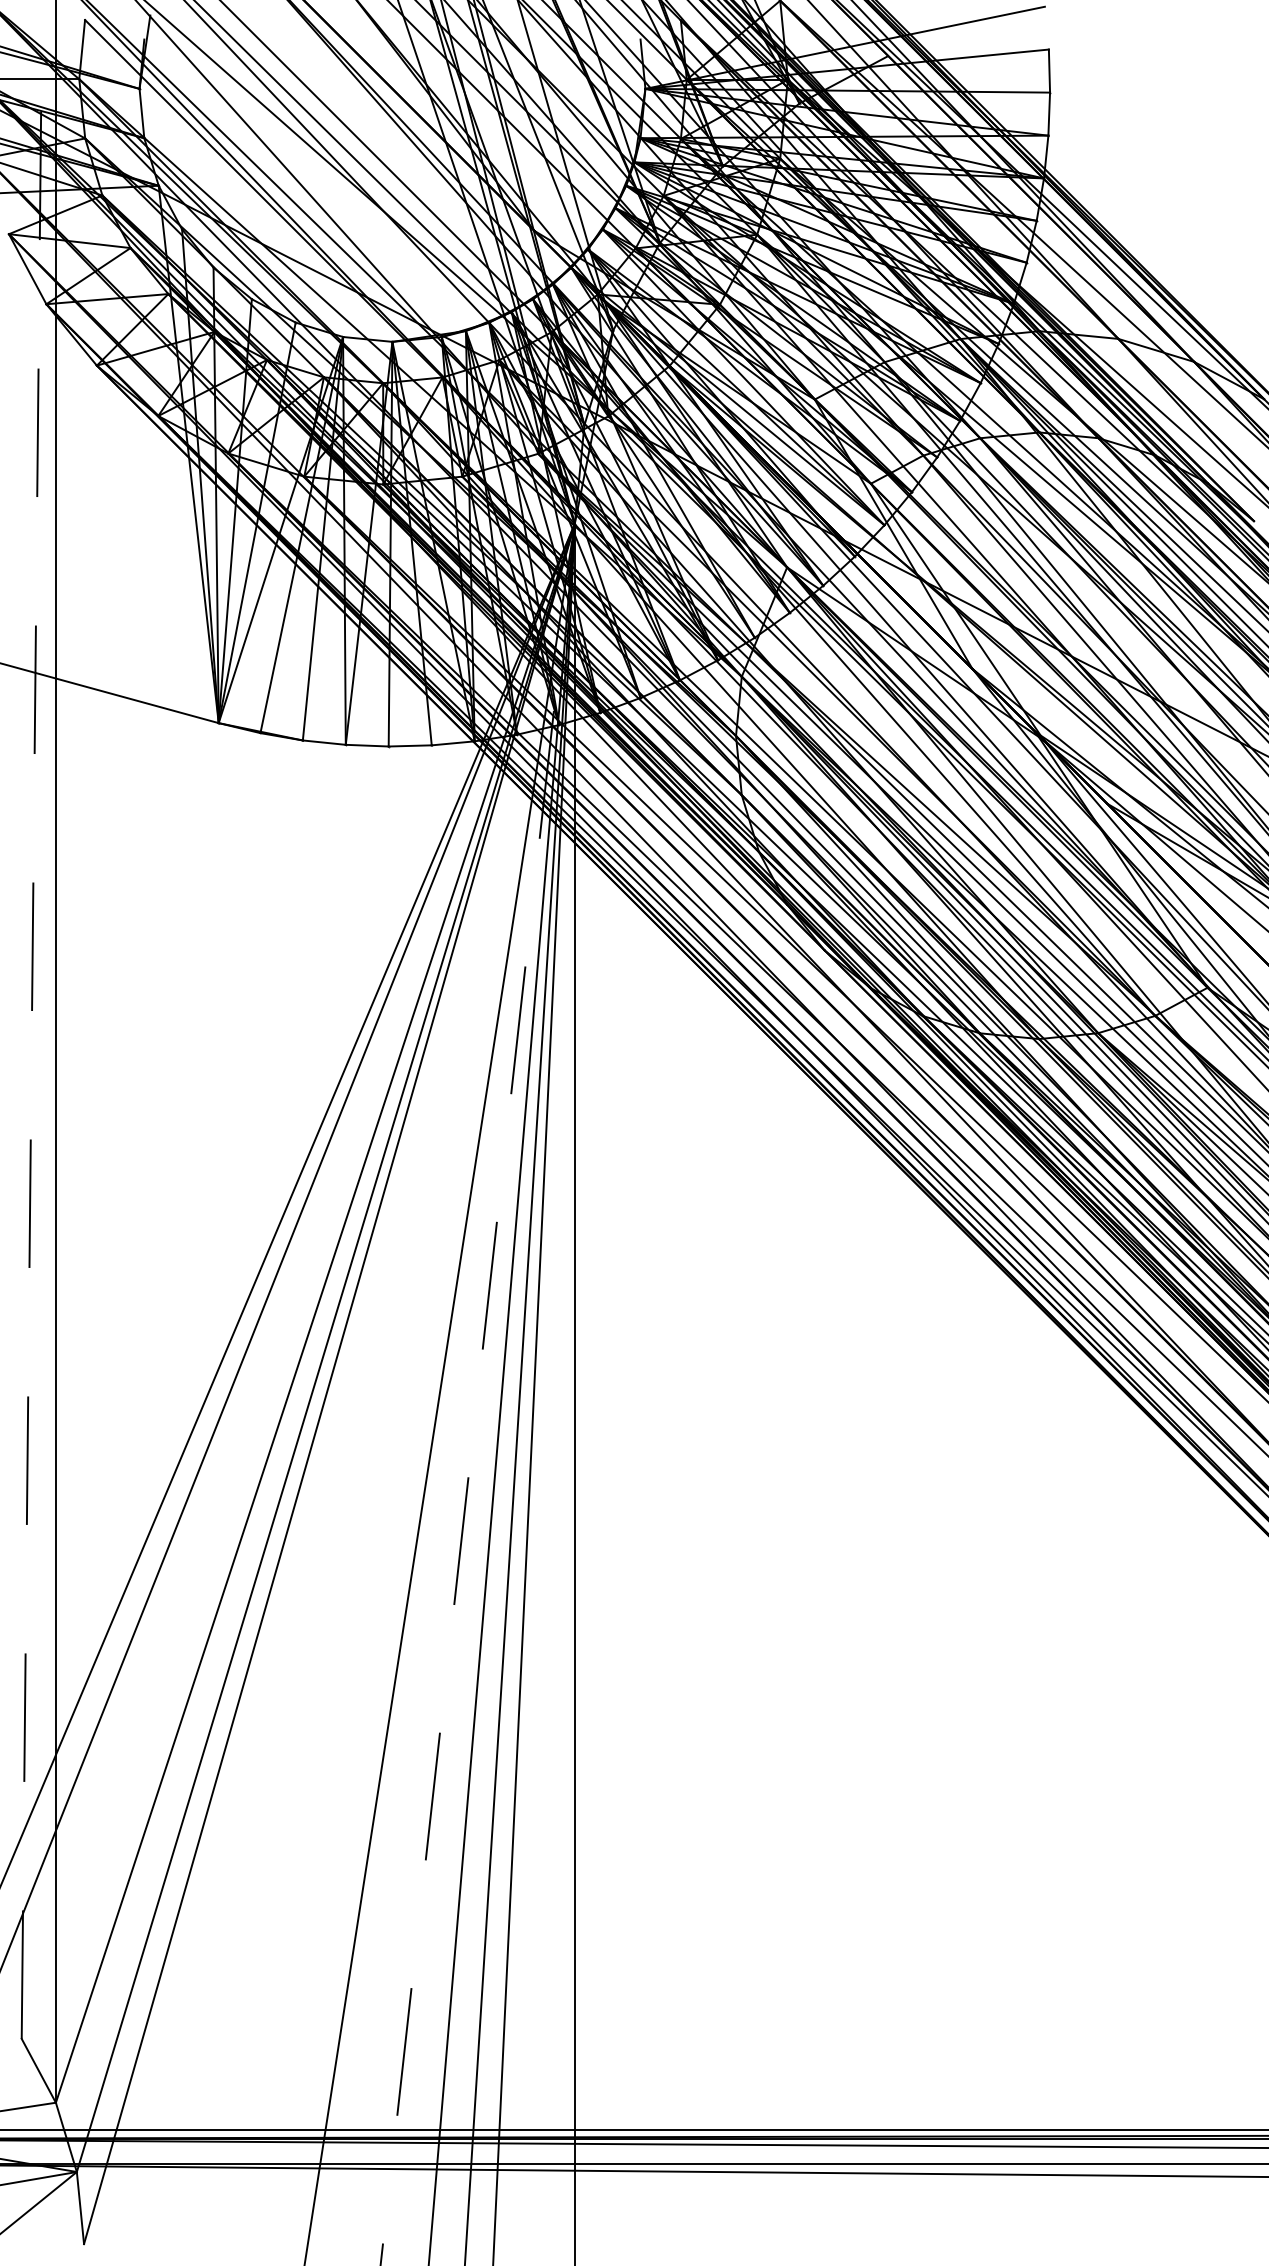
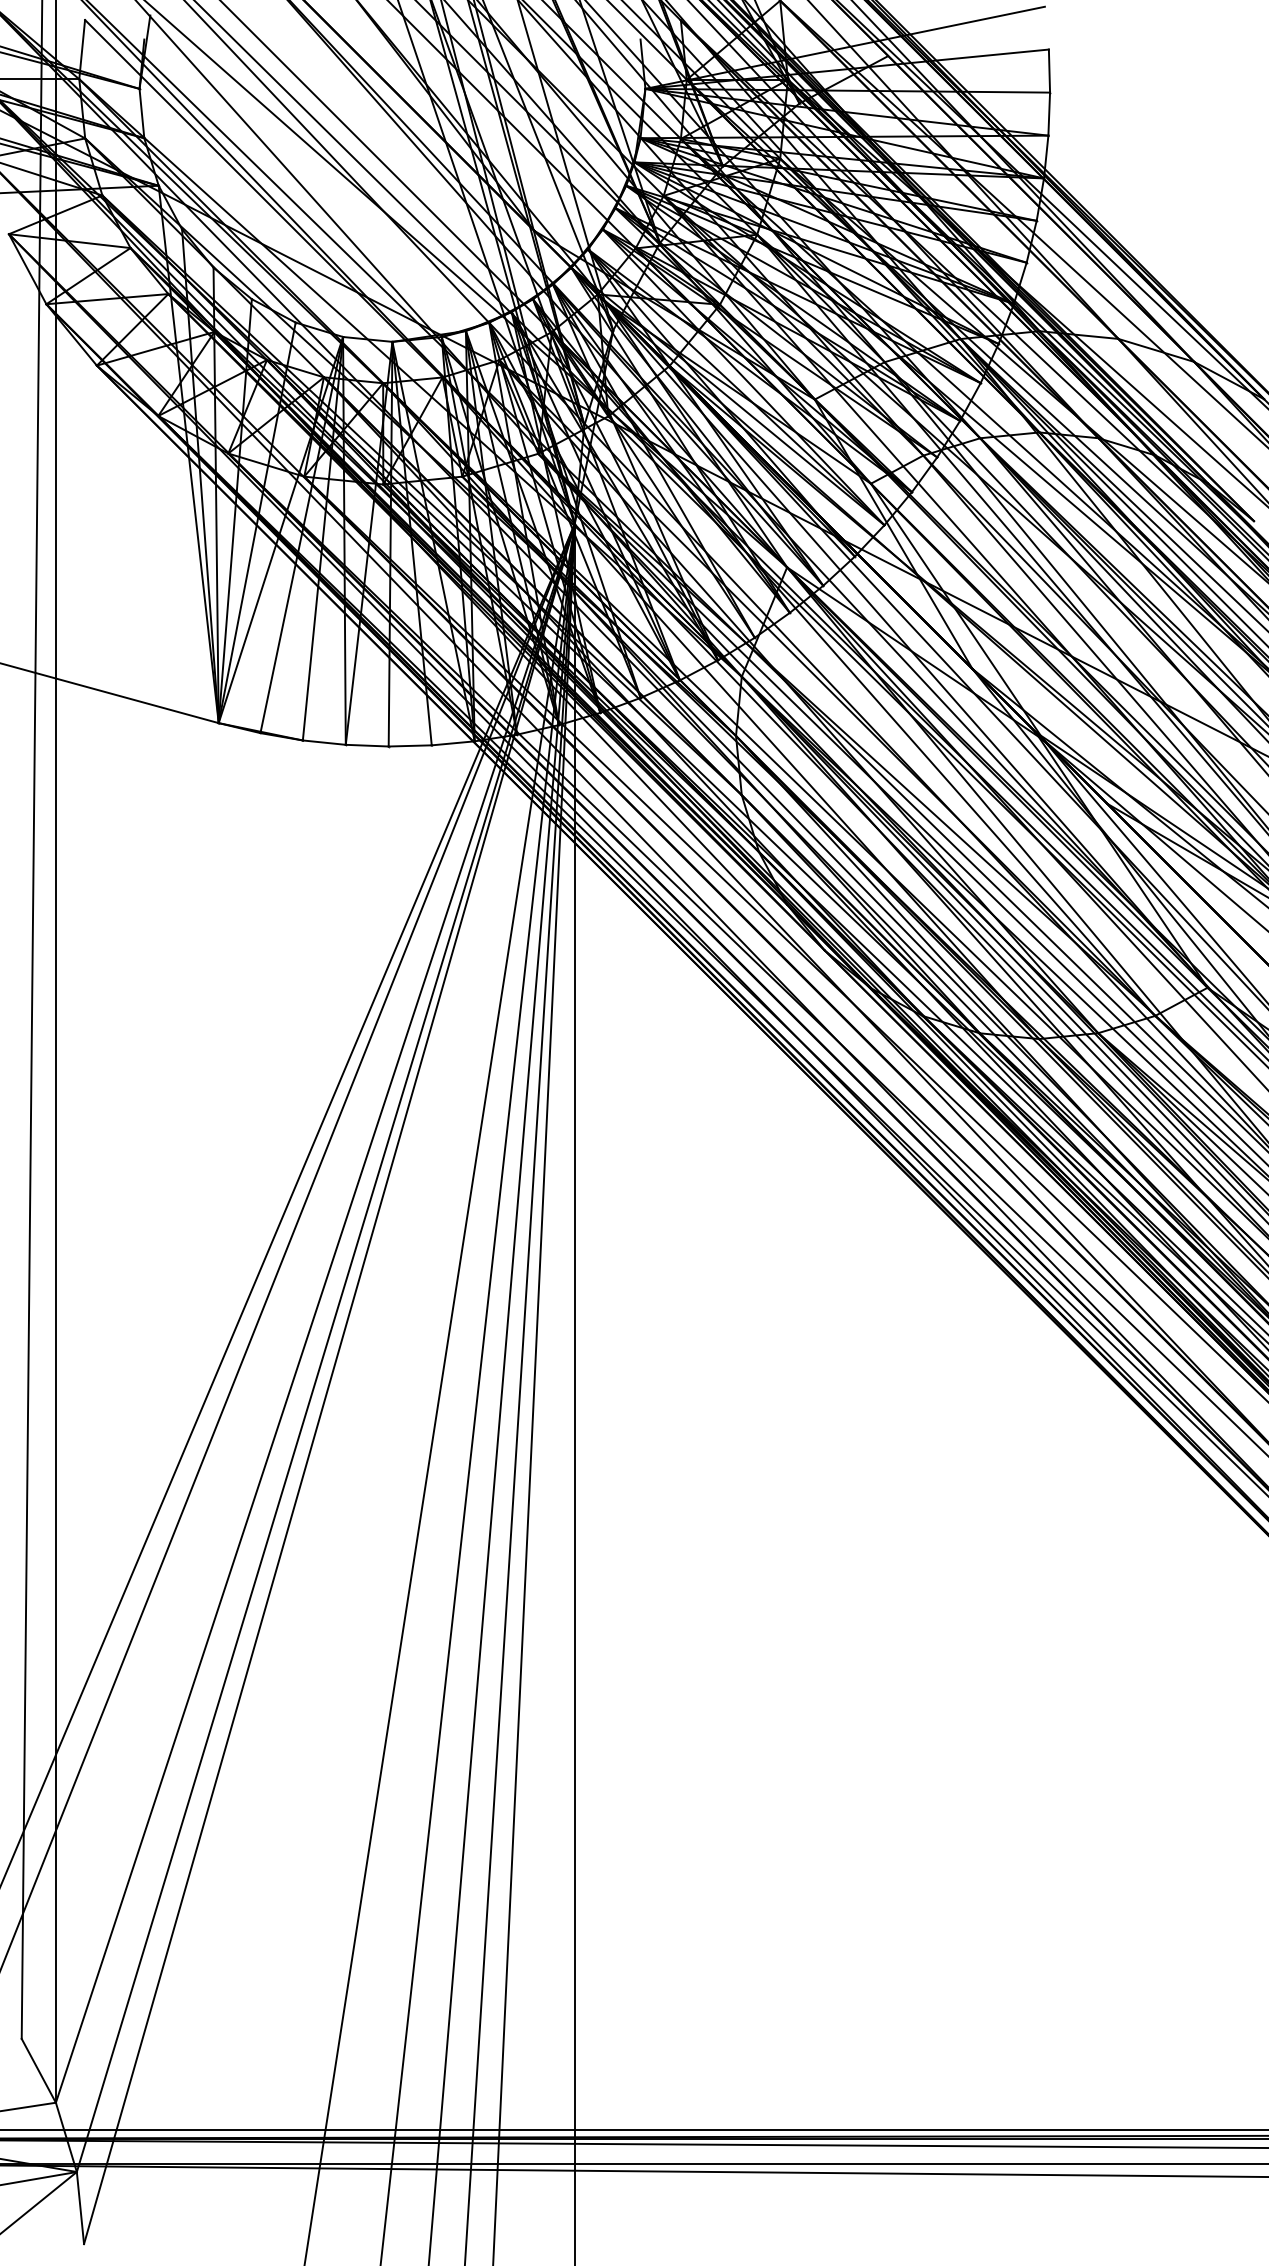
line: dashed -> solid (31, 1019)
line: dashed -> solid (477, 1394)
